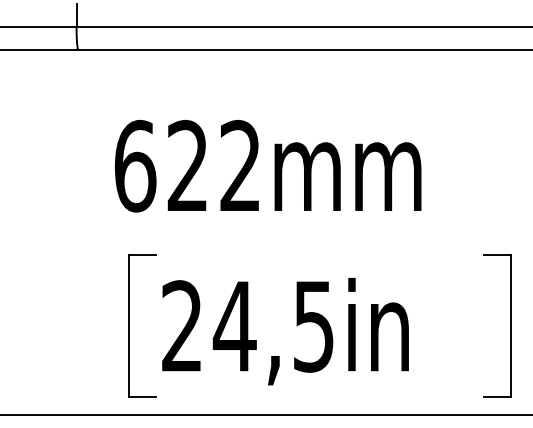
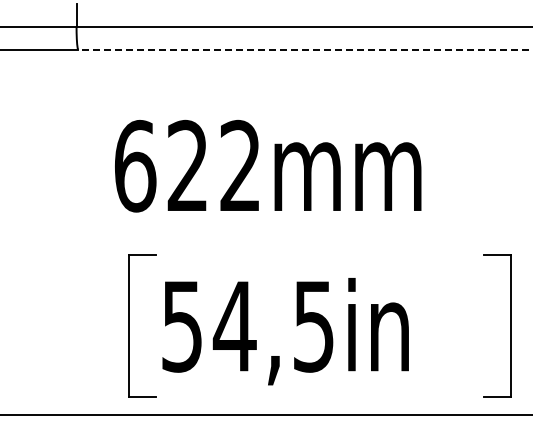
line: solid -> dashed (305, 49)
text: 24,5in -> 54,5in (181, 326)
